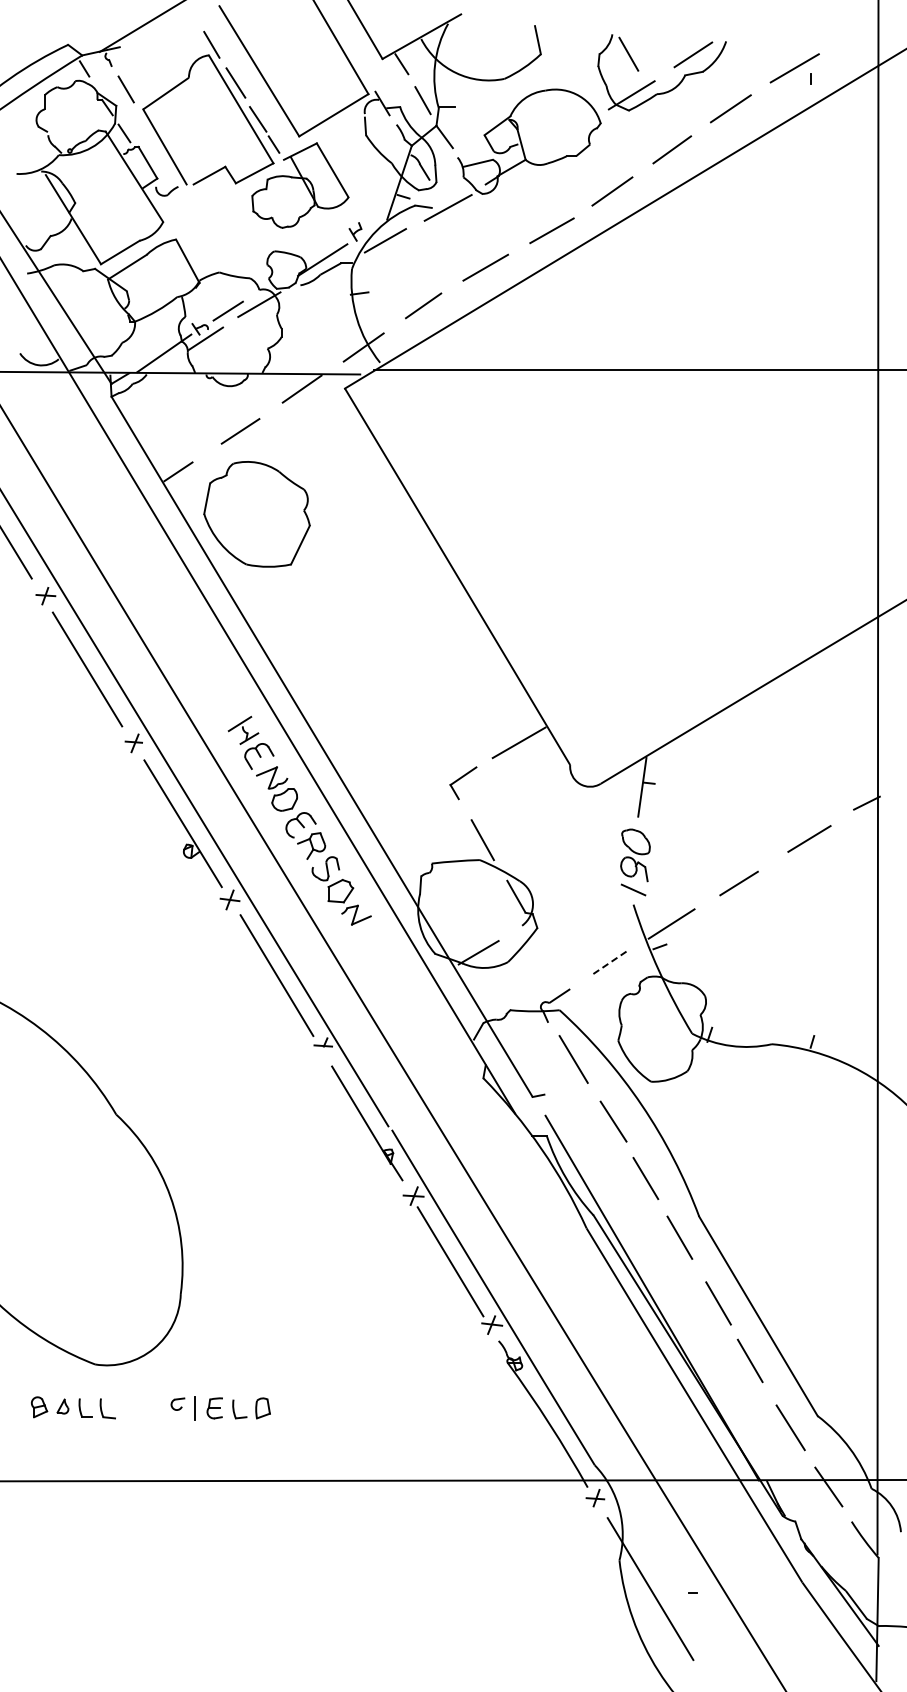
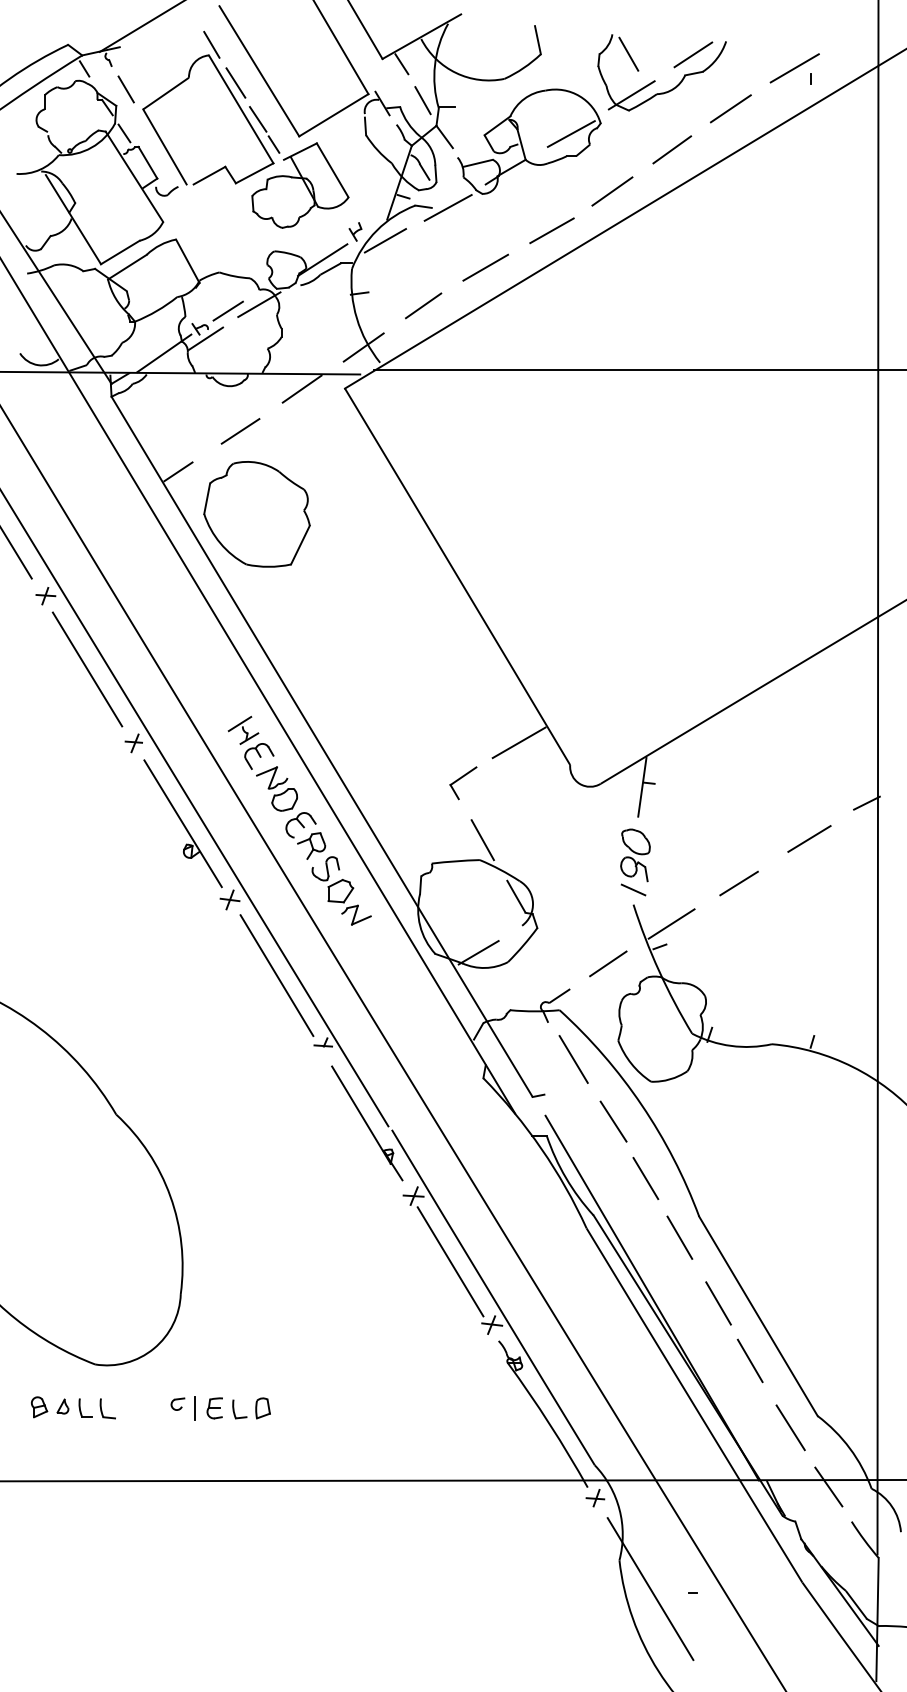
line: none -> present (570, 133)
line: dashed -> solid (608, 963)
